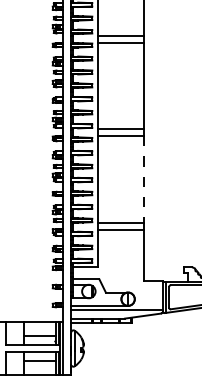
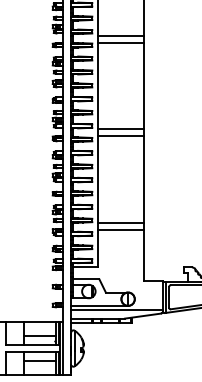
line: dashed -> solid (143, 180)
